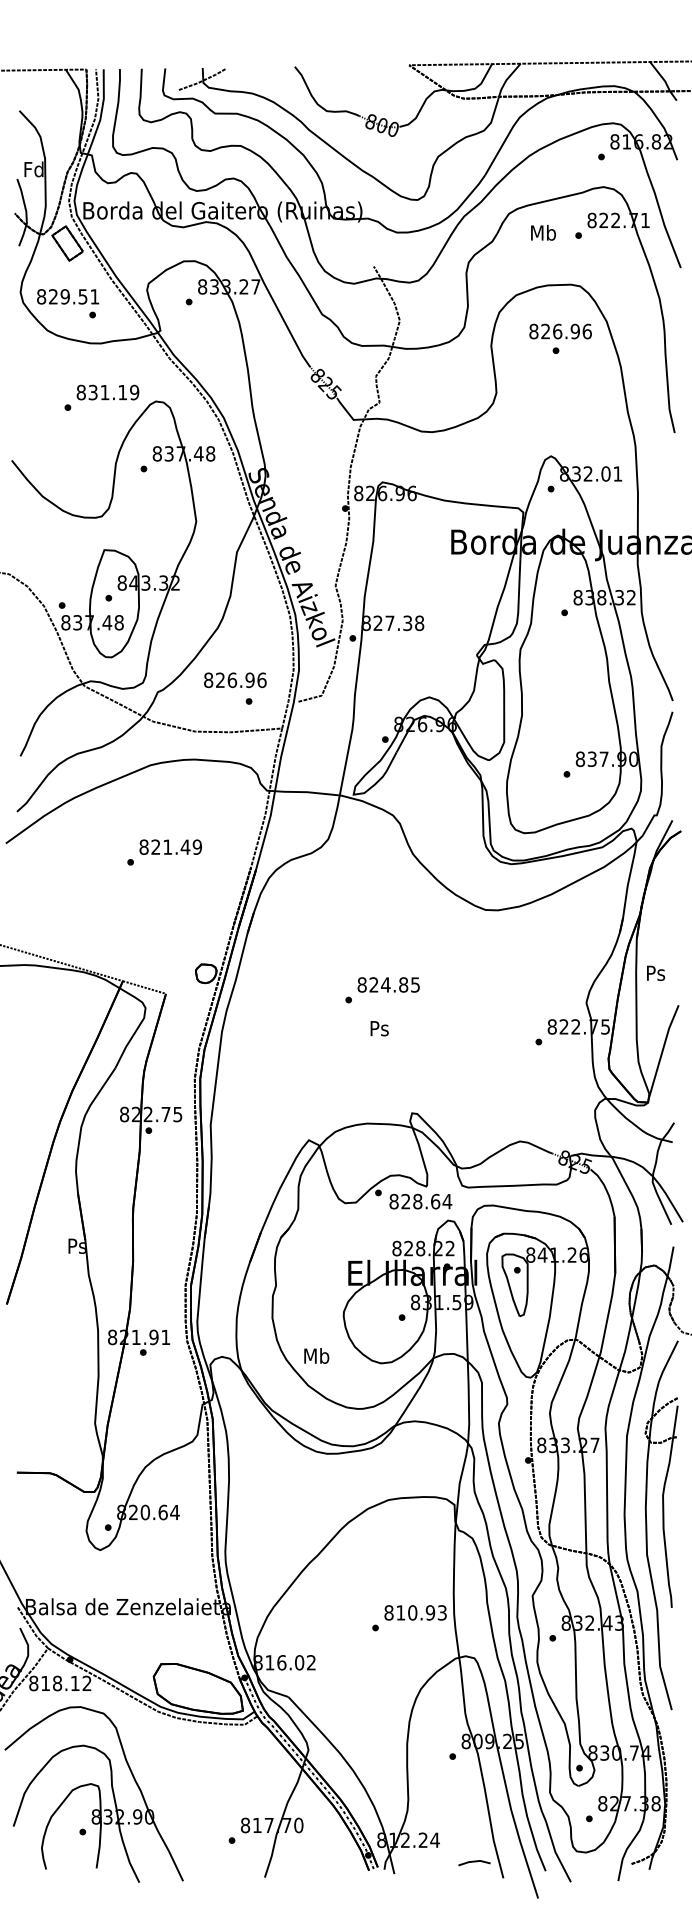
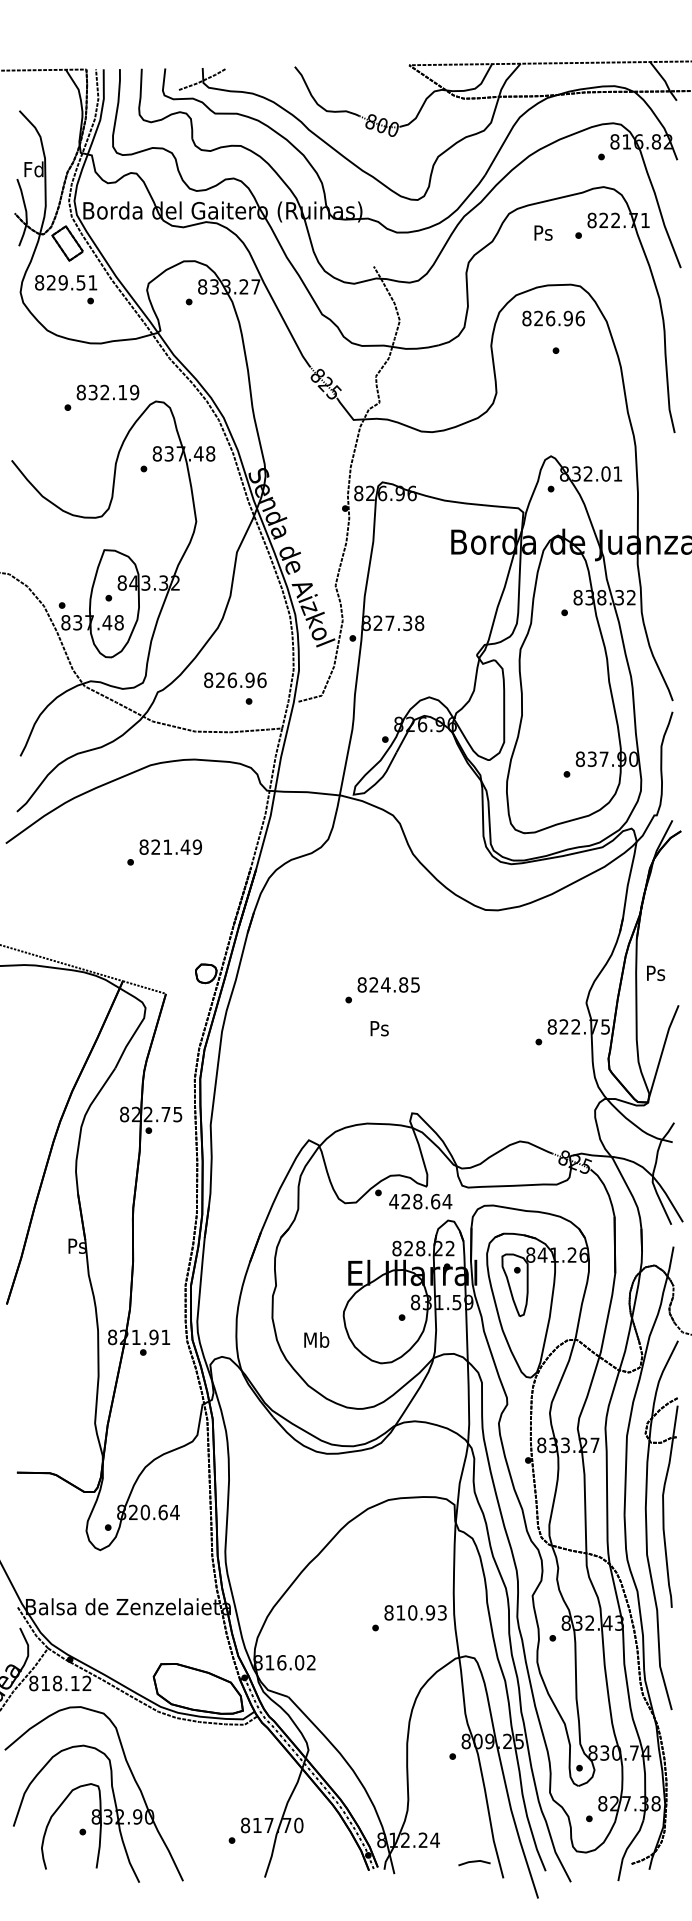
text: Mb -> Ps (543, 232)
text position: (68, 303) -> (66, 289) (66, 289)
text position: (560, 331) -> (553, 318) (553, 318)
text: 831.19 -> 832.19 (104, 391)
text: 828.64 -> 428.64 (393, 1201)
text position: (316, 1355) -> (316, 1339) (316, 1339)
